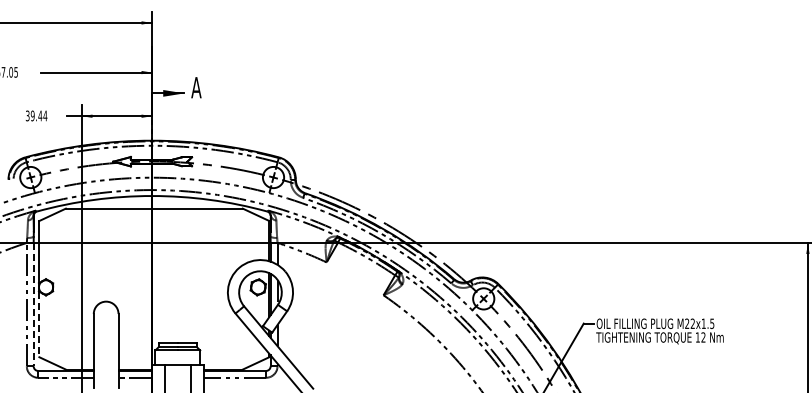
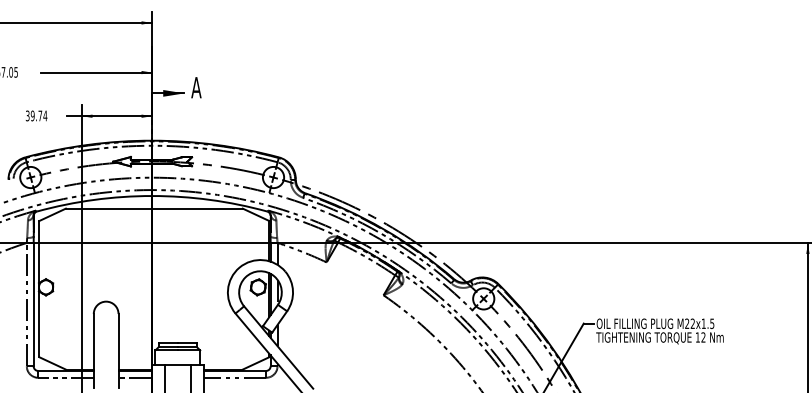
text: 39.44 -> 39.74 (40, 115)
line: dashed -> solid (33, 304)
line: dashed -> solid (39, 324)
